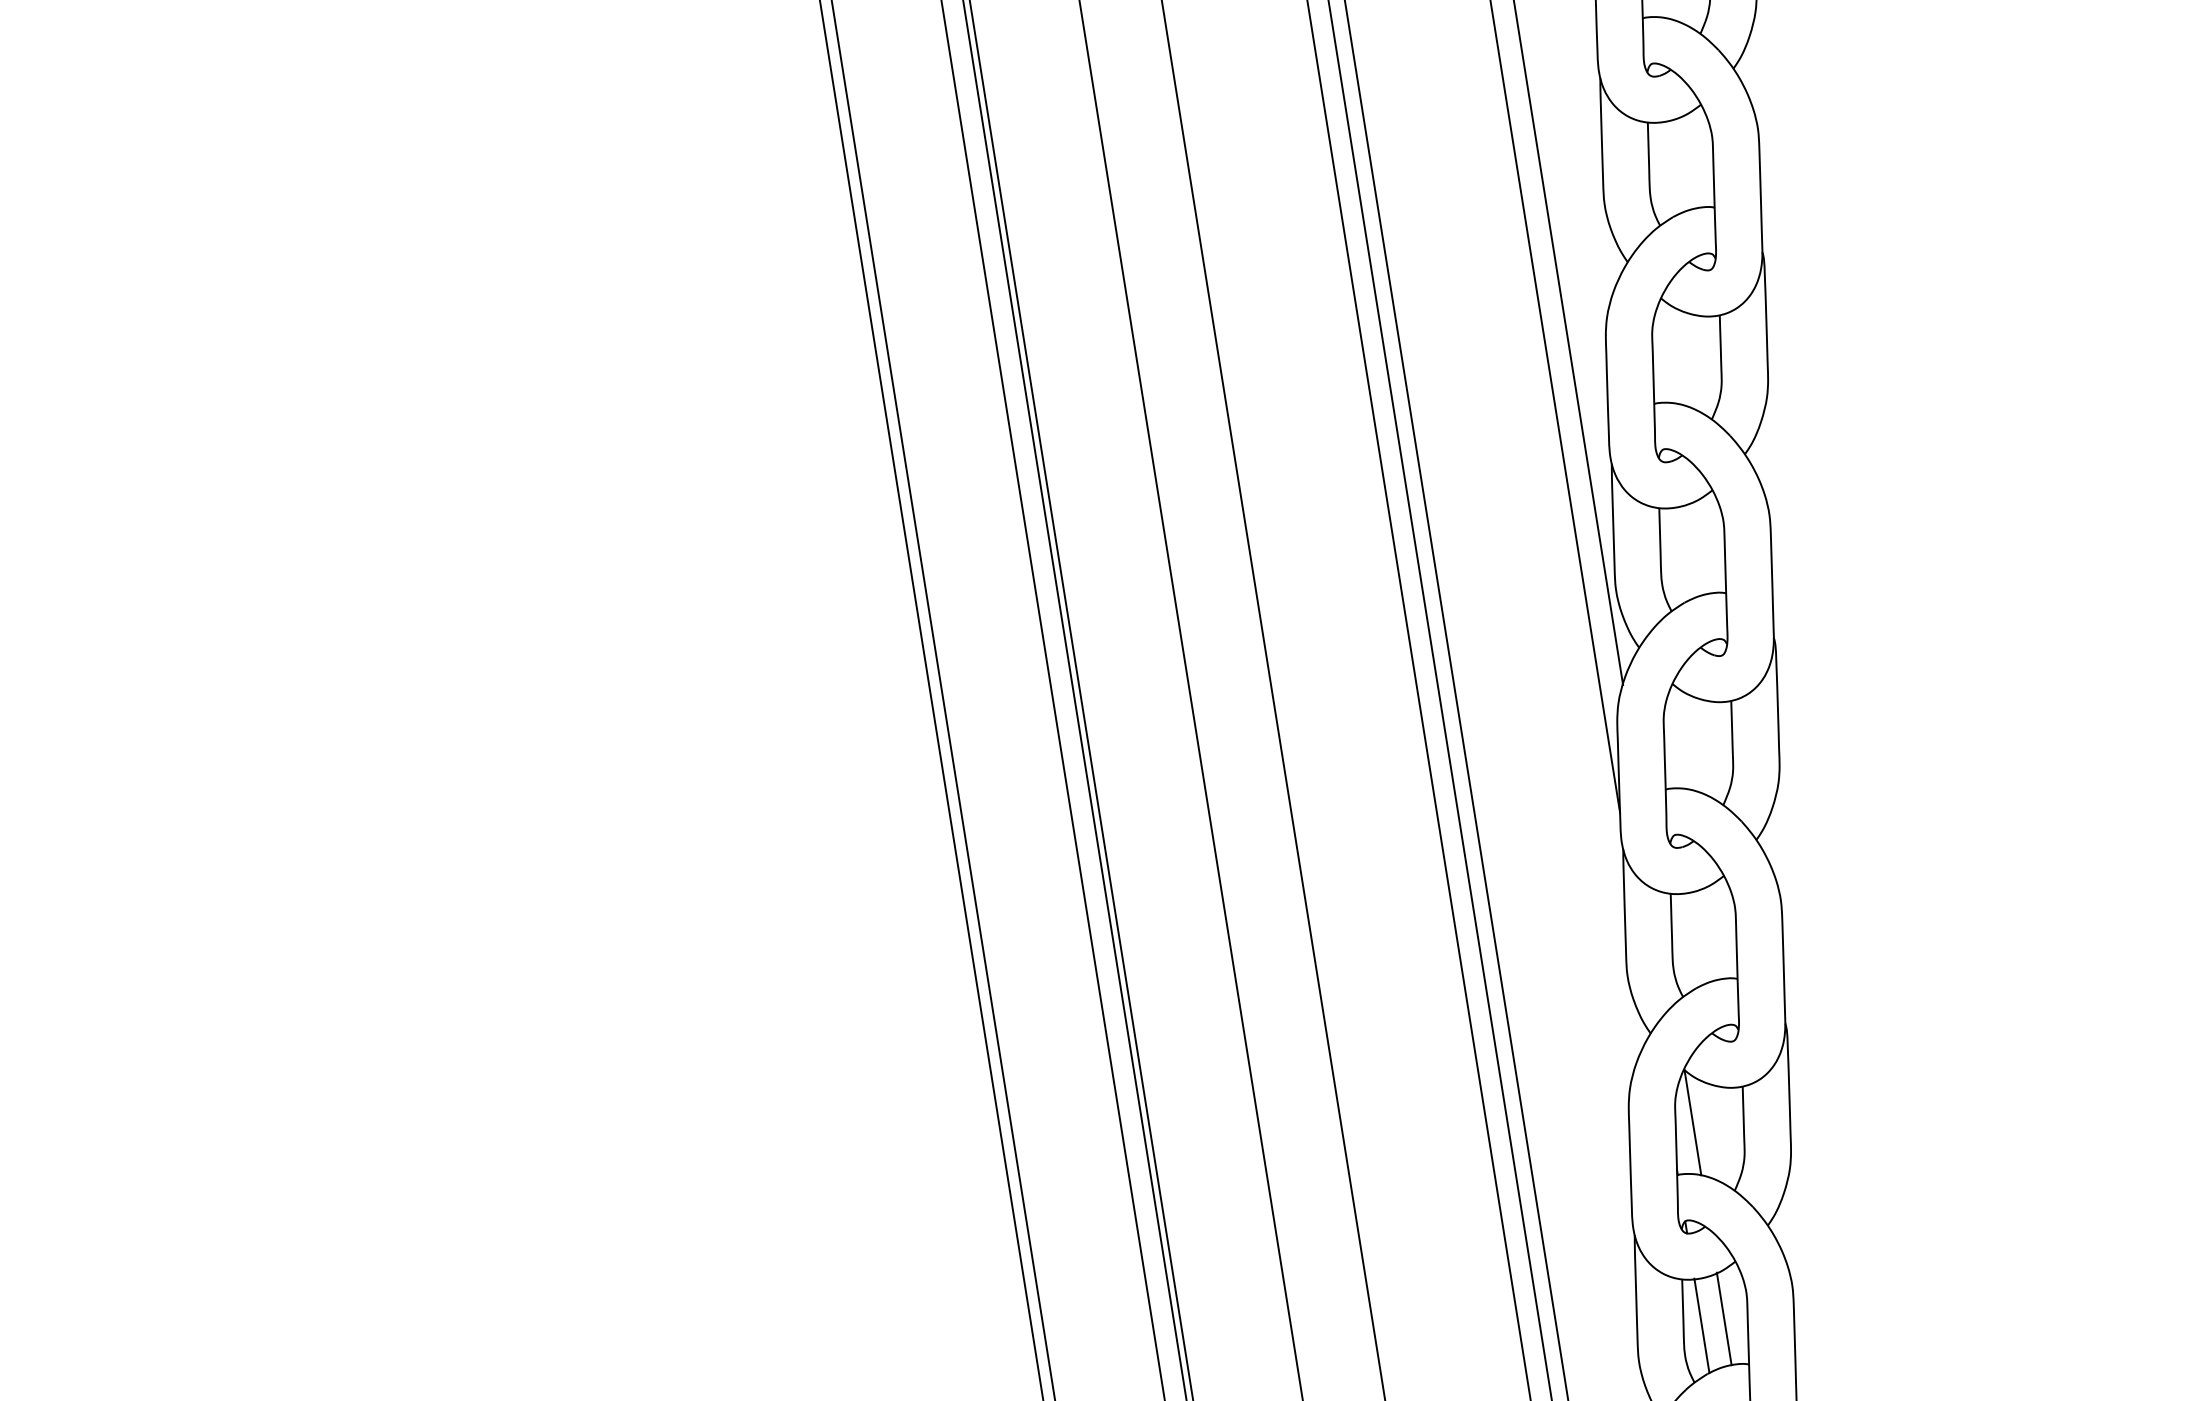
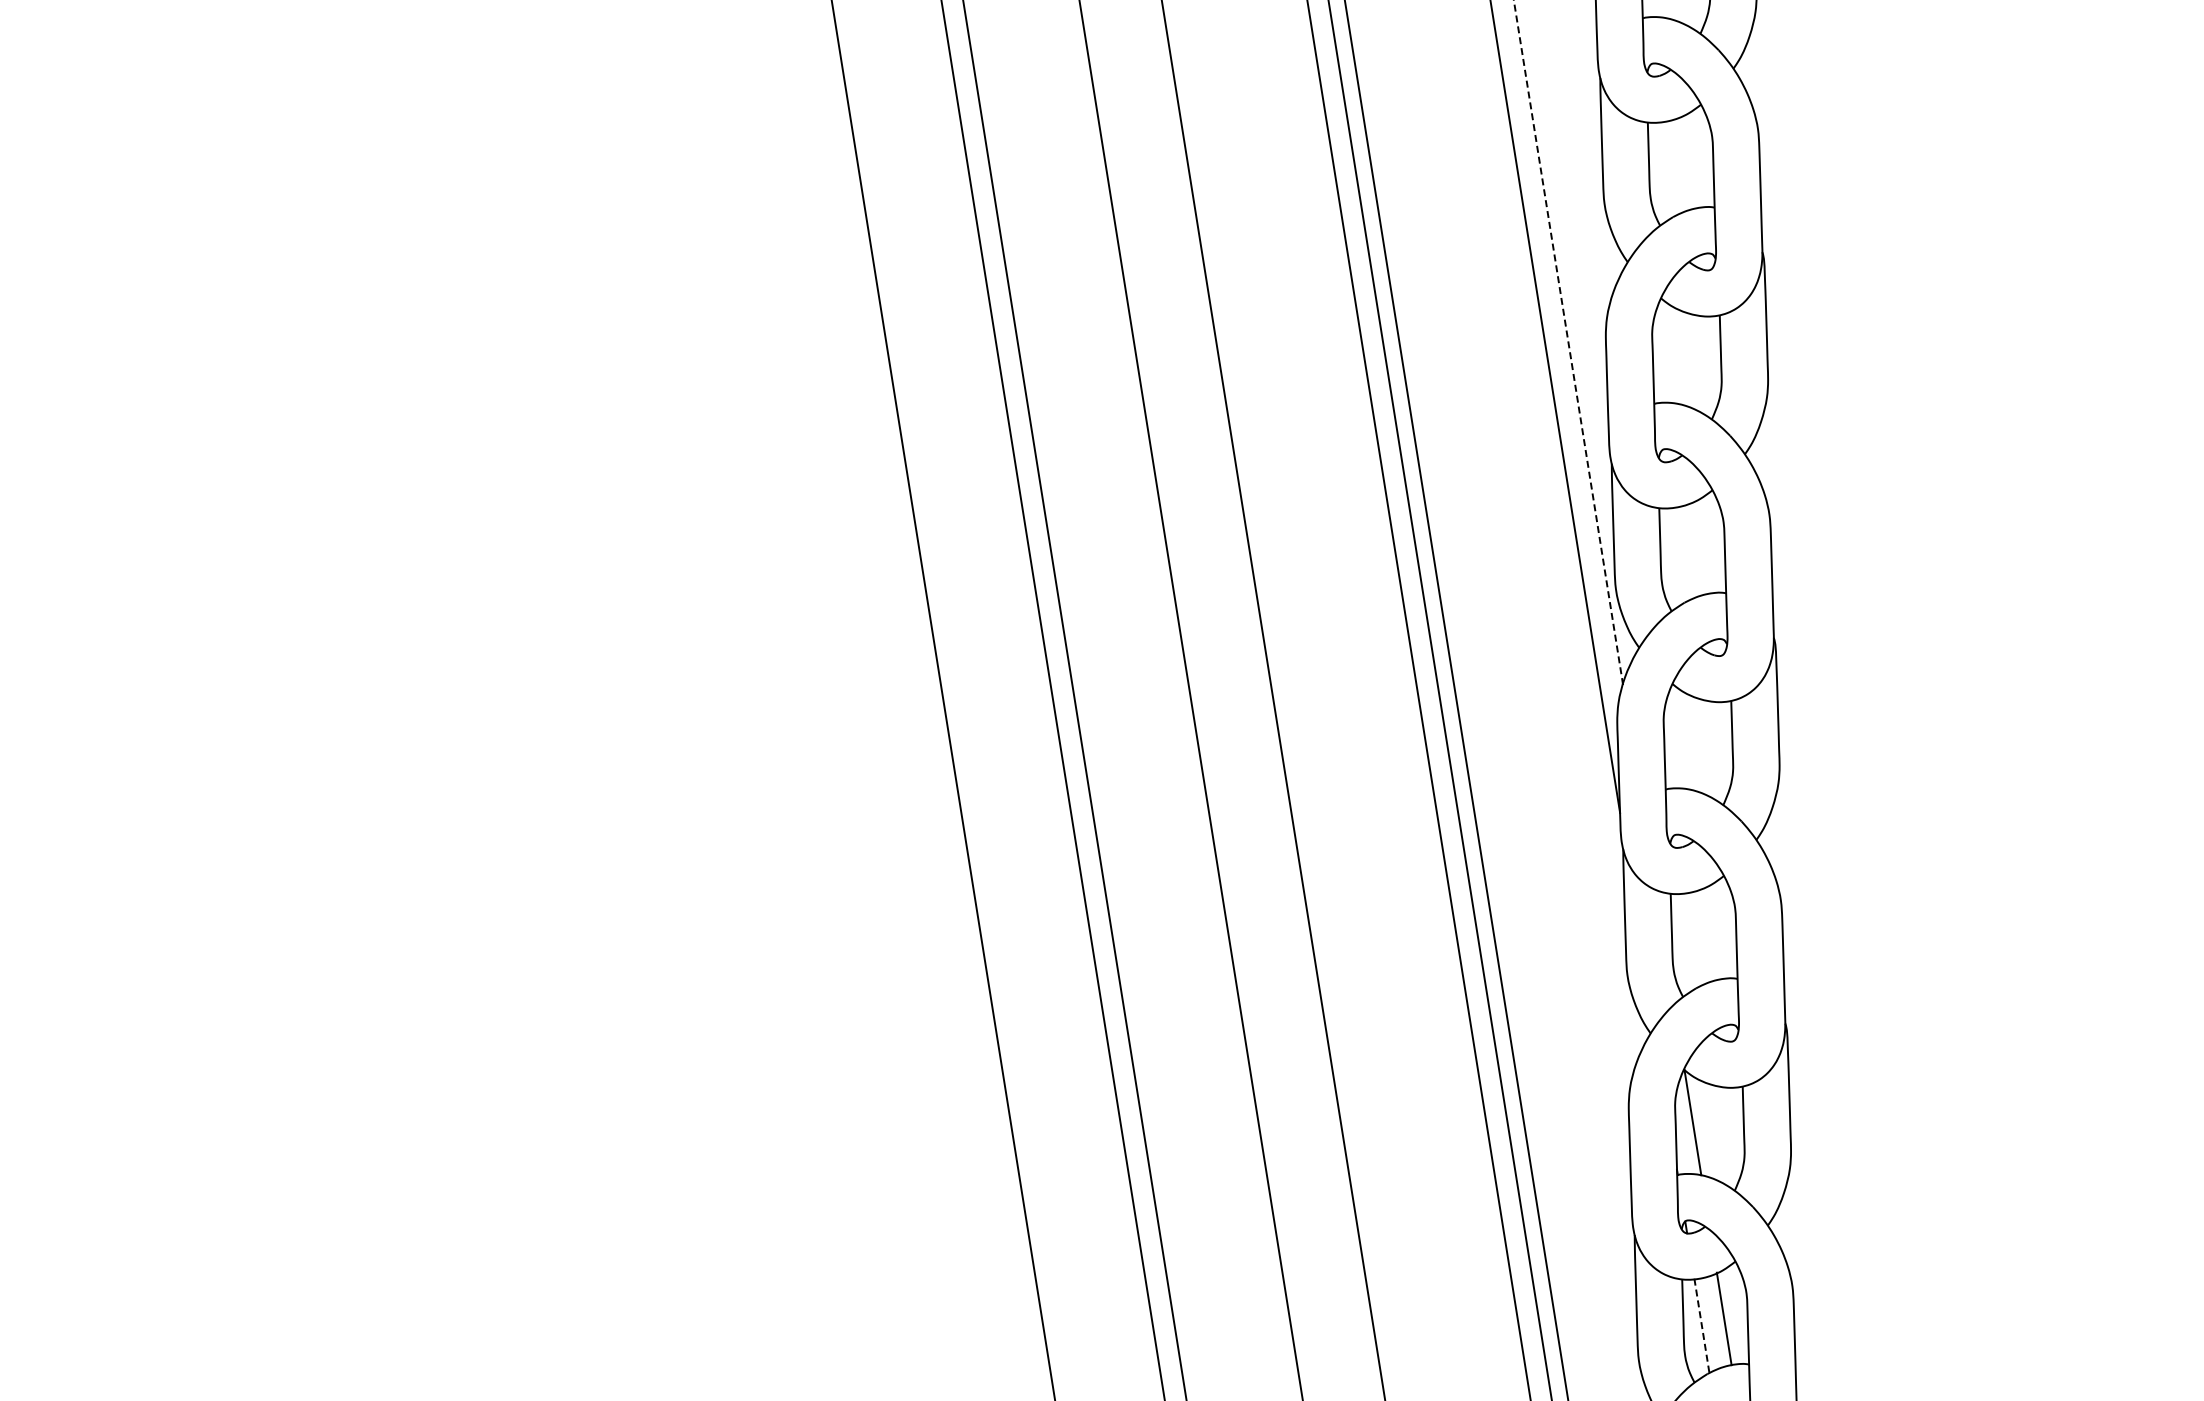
line: solid -> dashed (1568, 342)
line: present -> none (931, 699)
line: present -> none (1081, 699)
line: solid -> dashed (1701, 1325)
